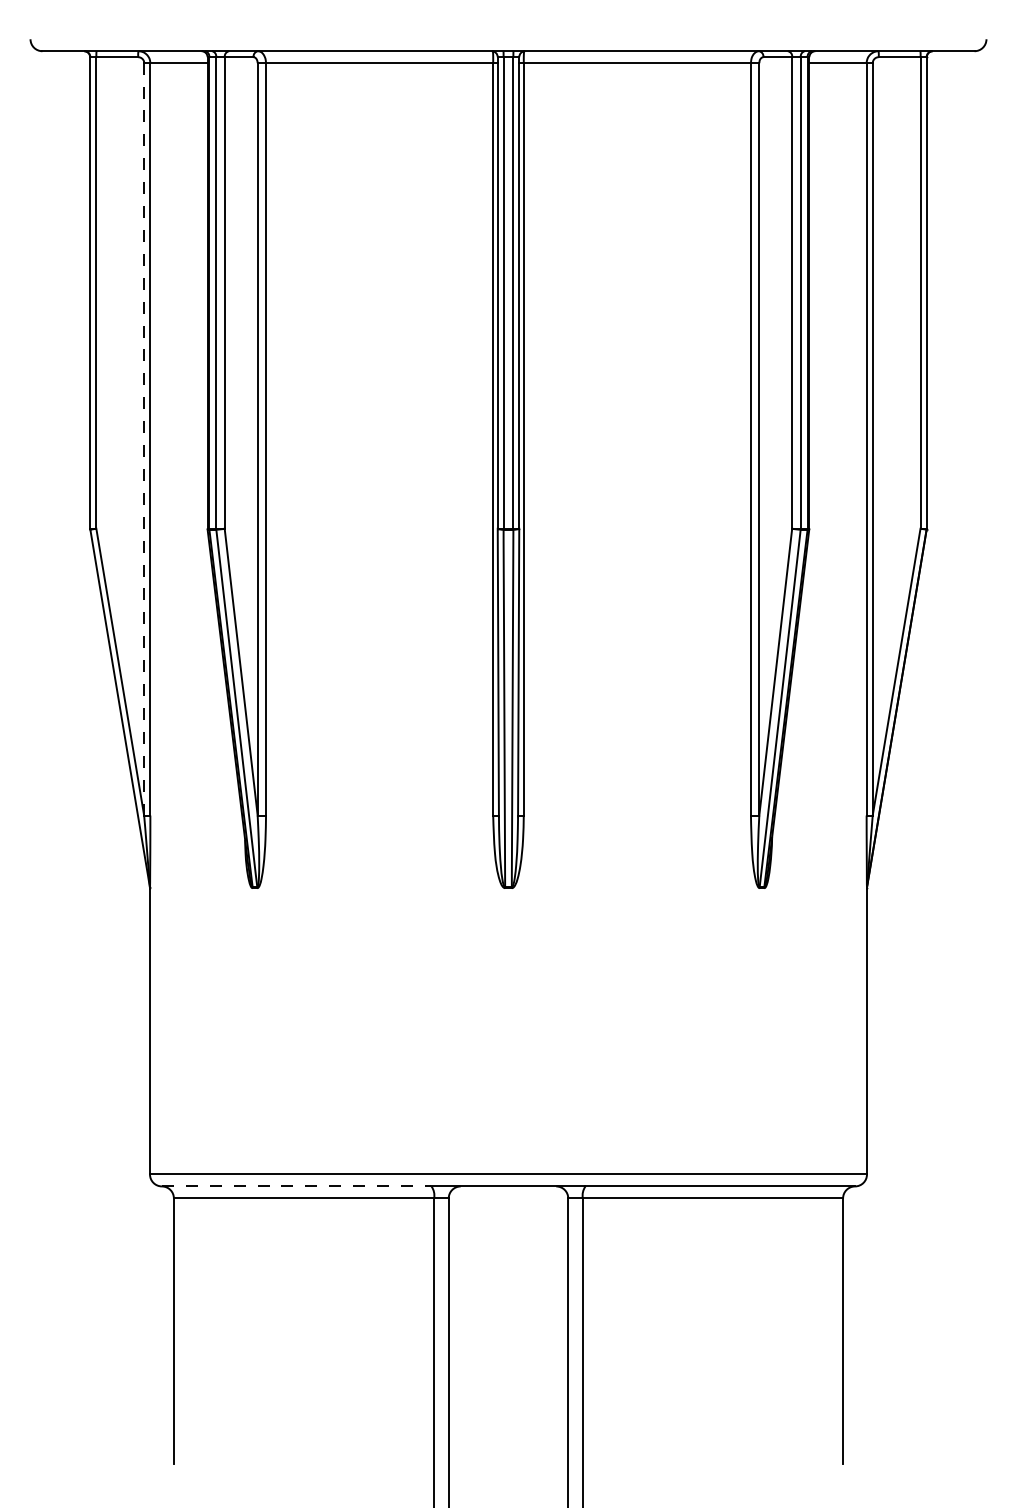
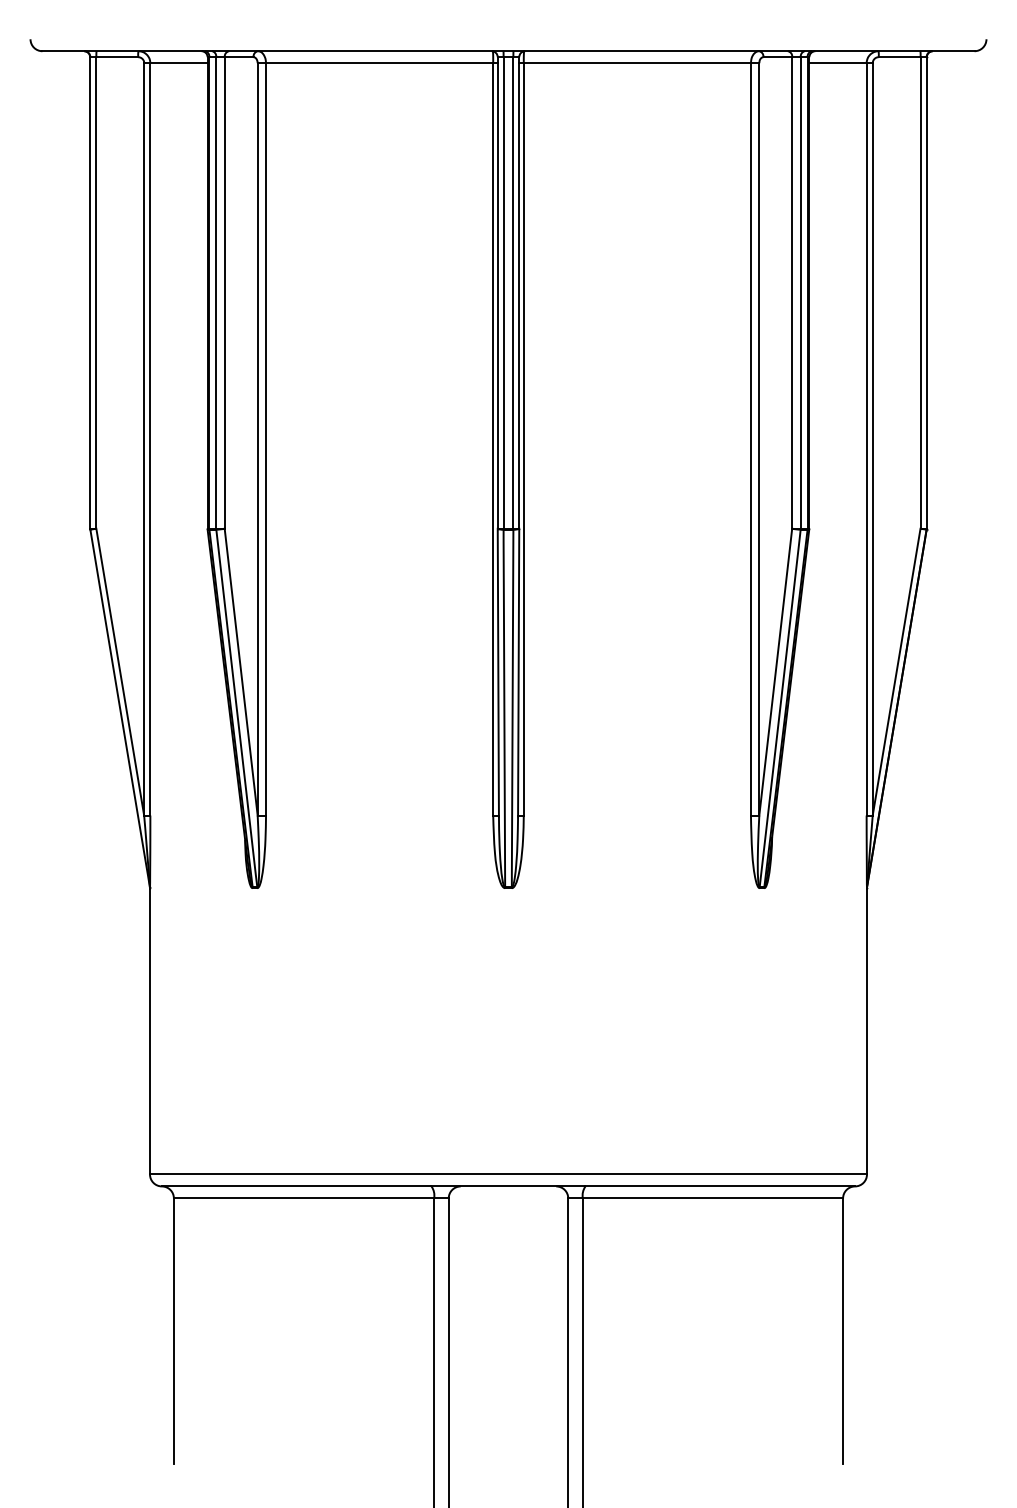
line: dashed -> solid (144, 438)
line: dashed -> solid (296, 1186)
